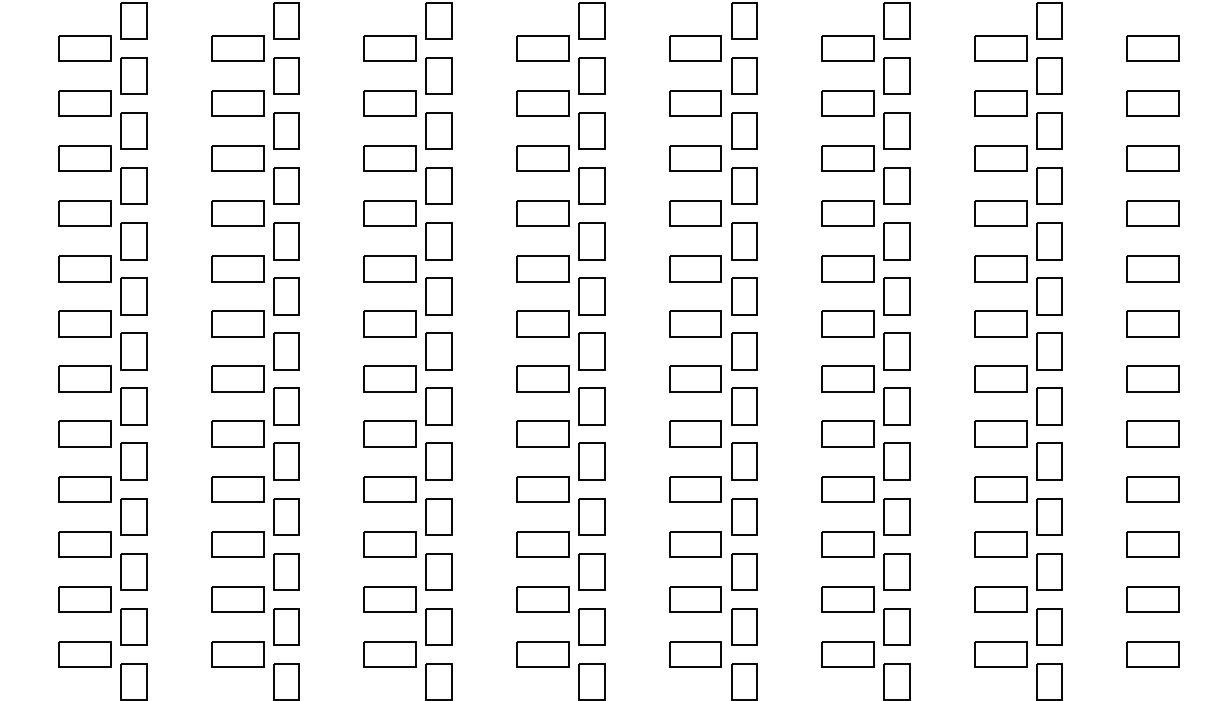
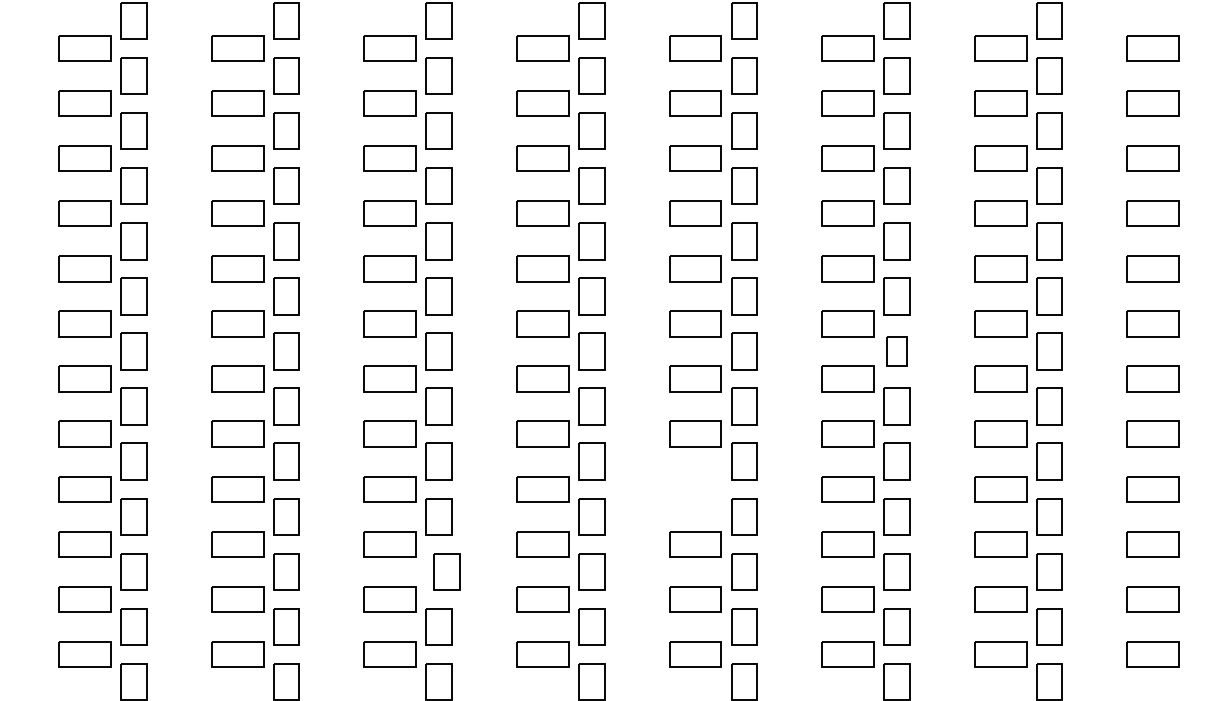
part size: 28x39 px -> 22x31 px (896, 351)
part: present -> none (695, 489)
part position: (438, 571) -> (446, 571) (446, 571)
